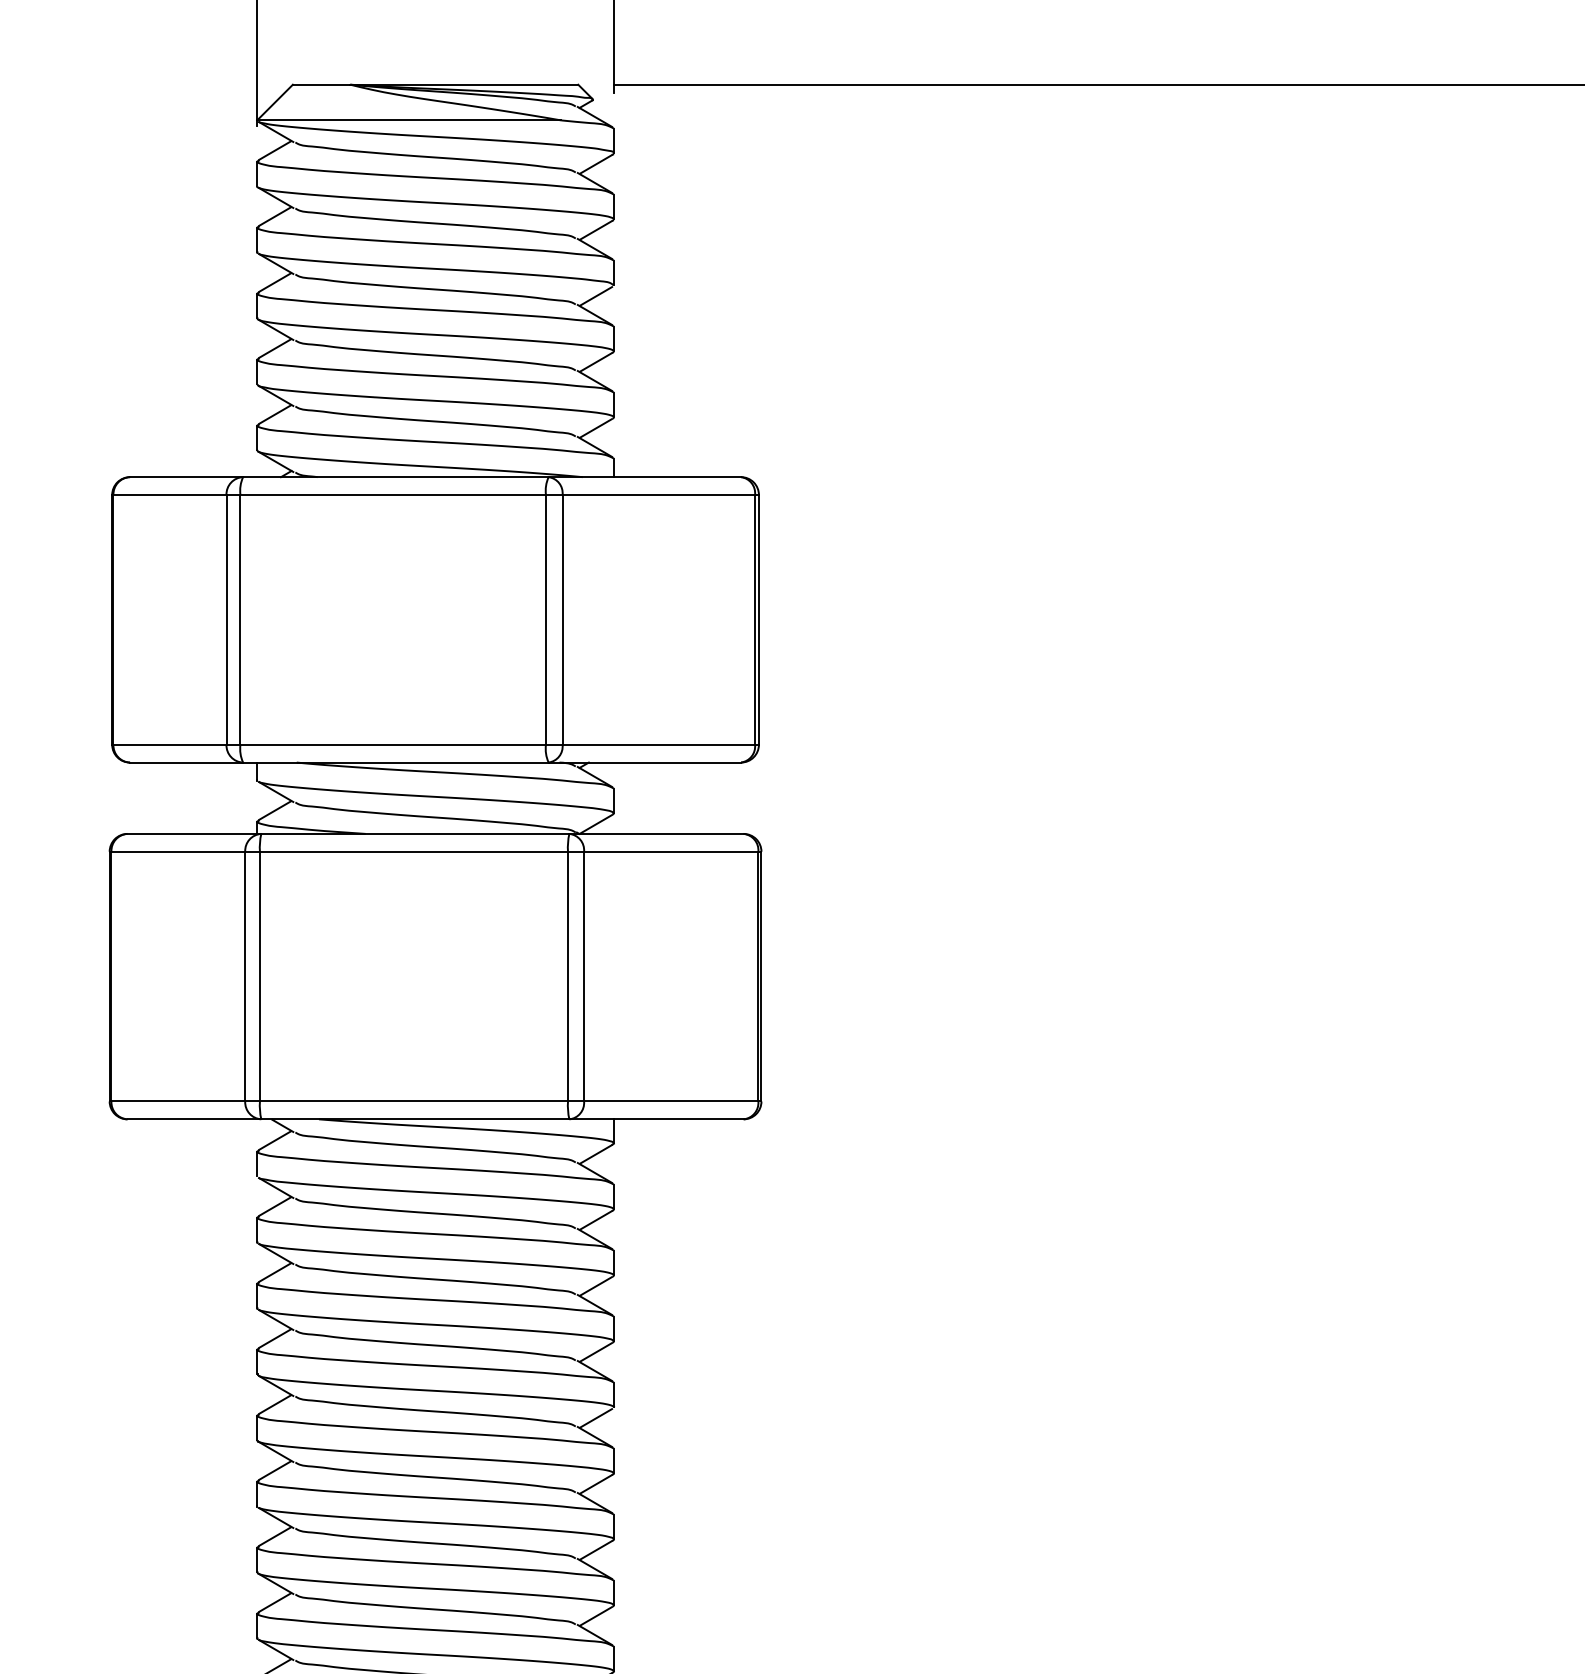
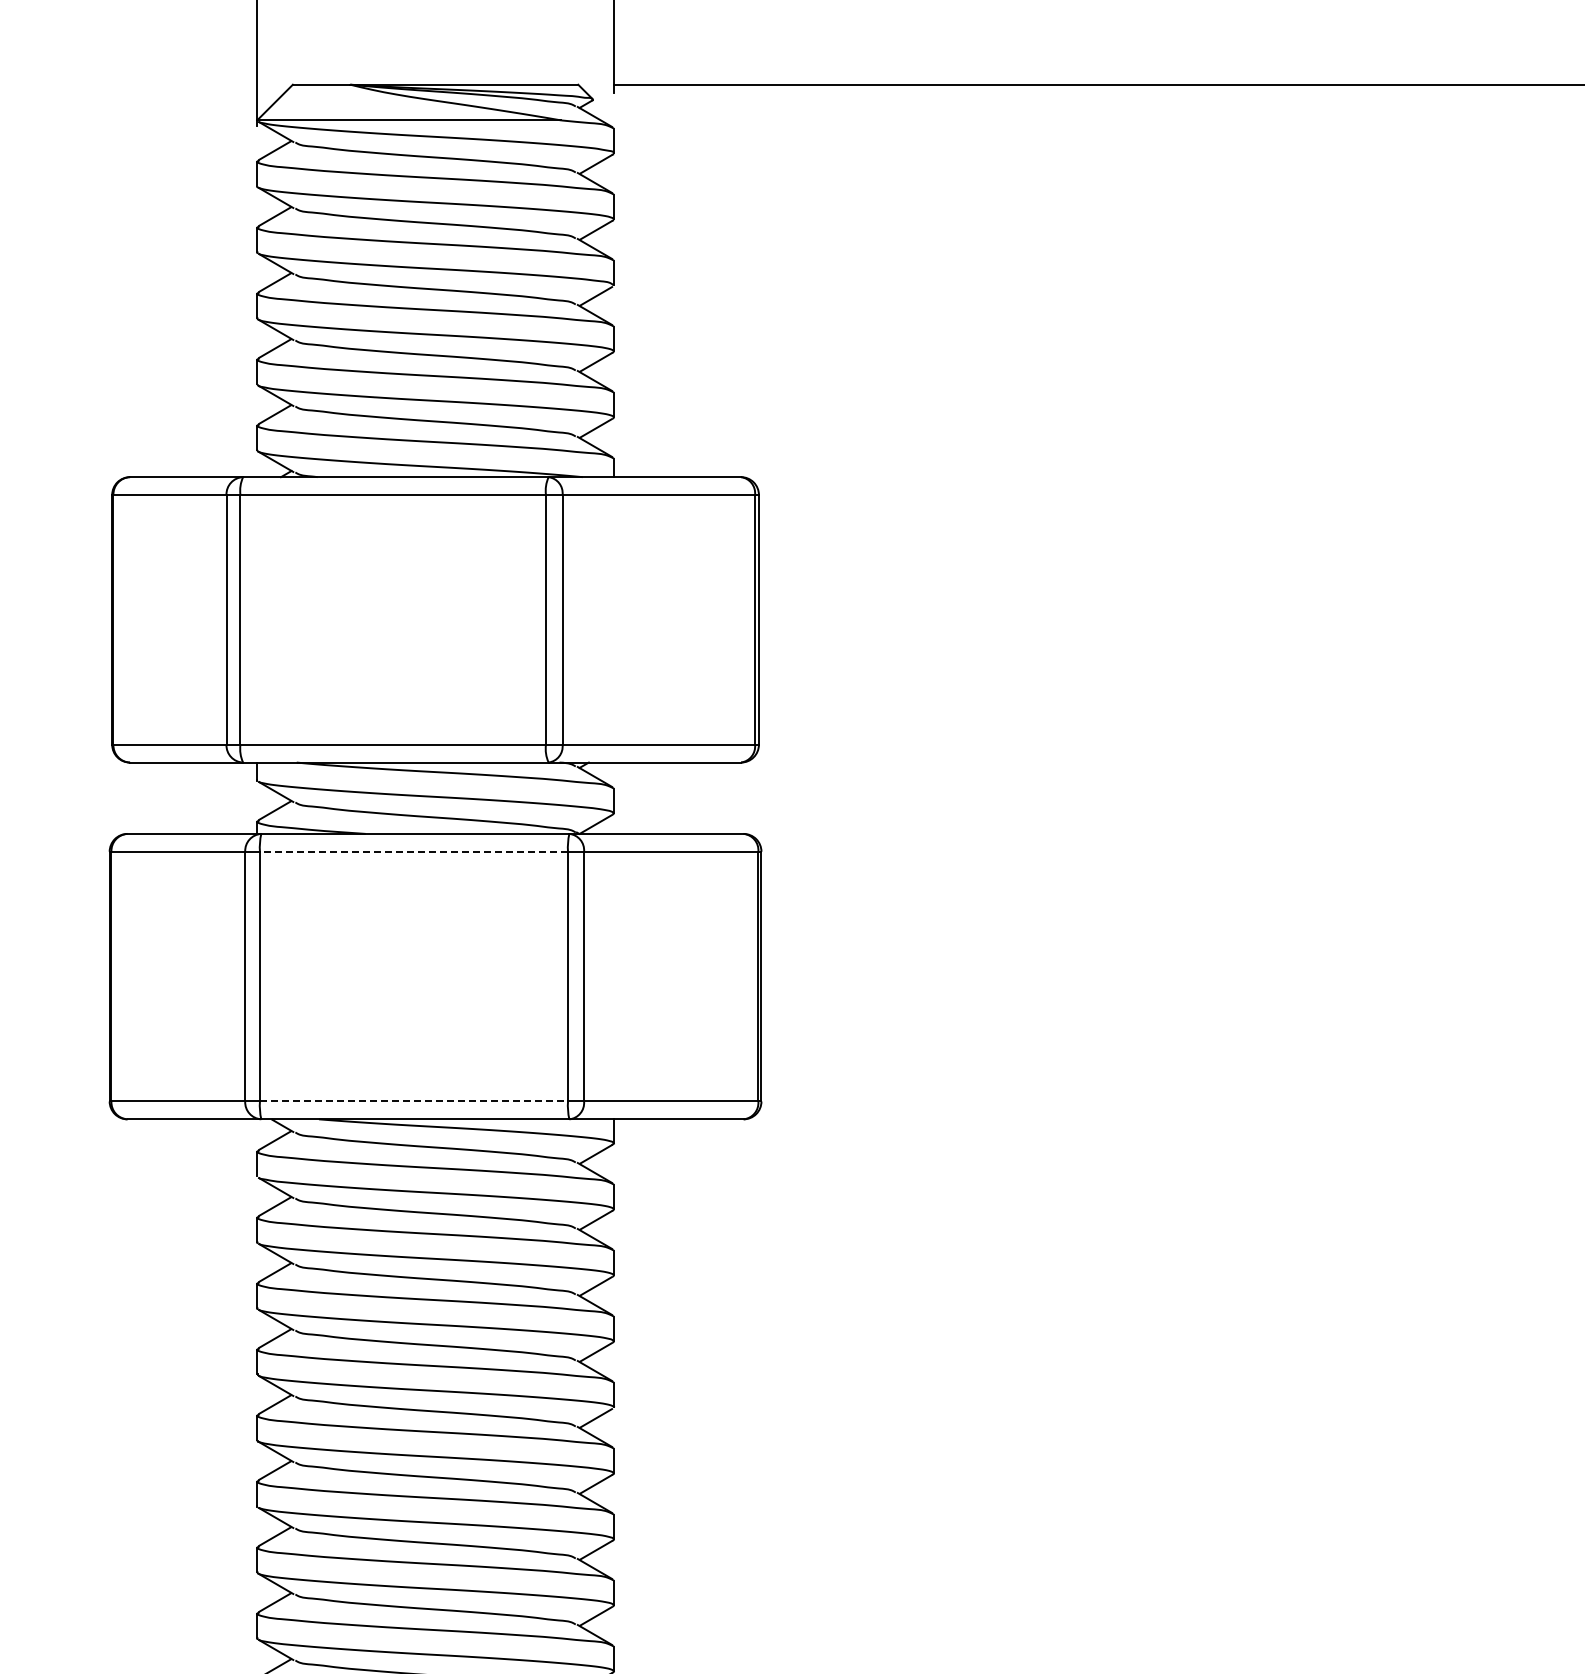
line: solid -> dashed (413, 851)
line: solid -> dashed (414, 1101)
